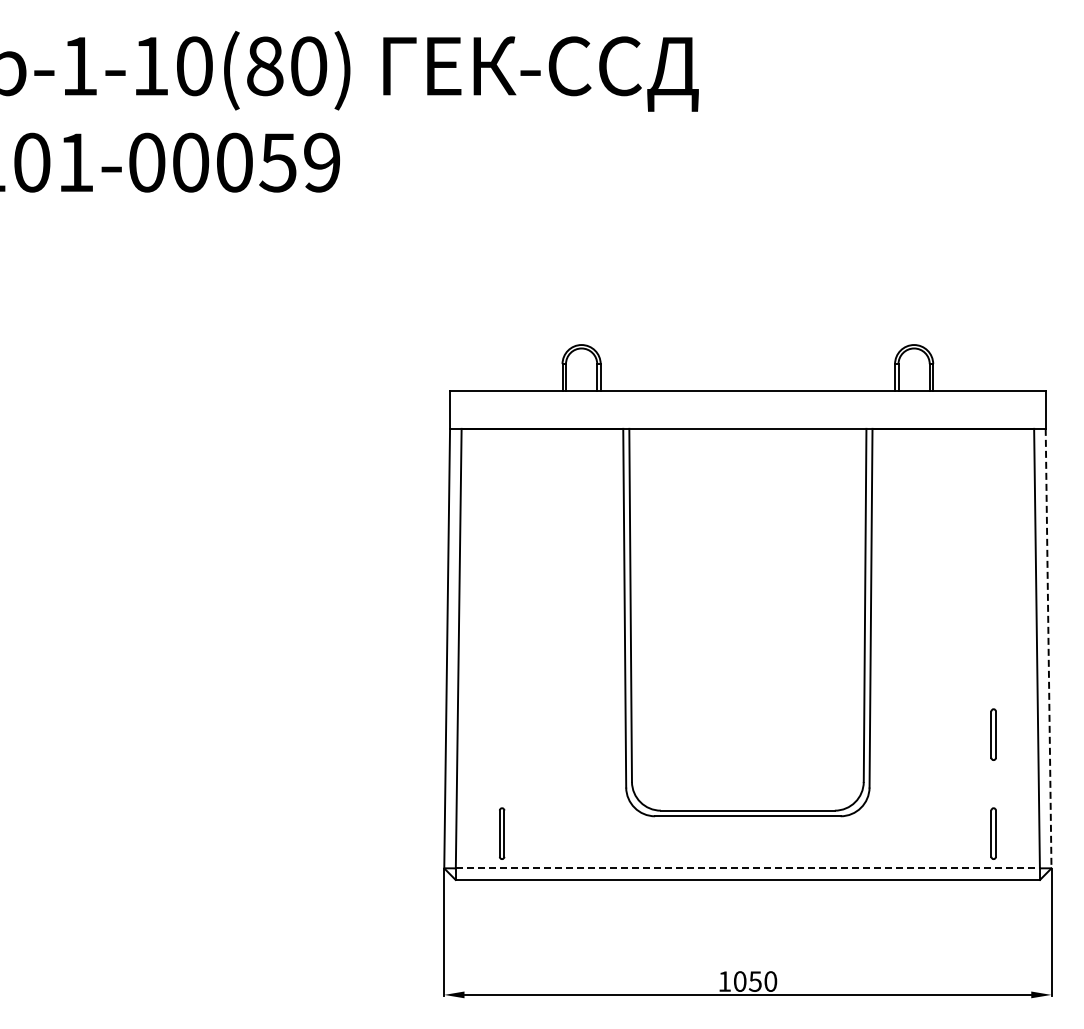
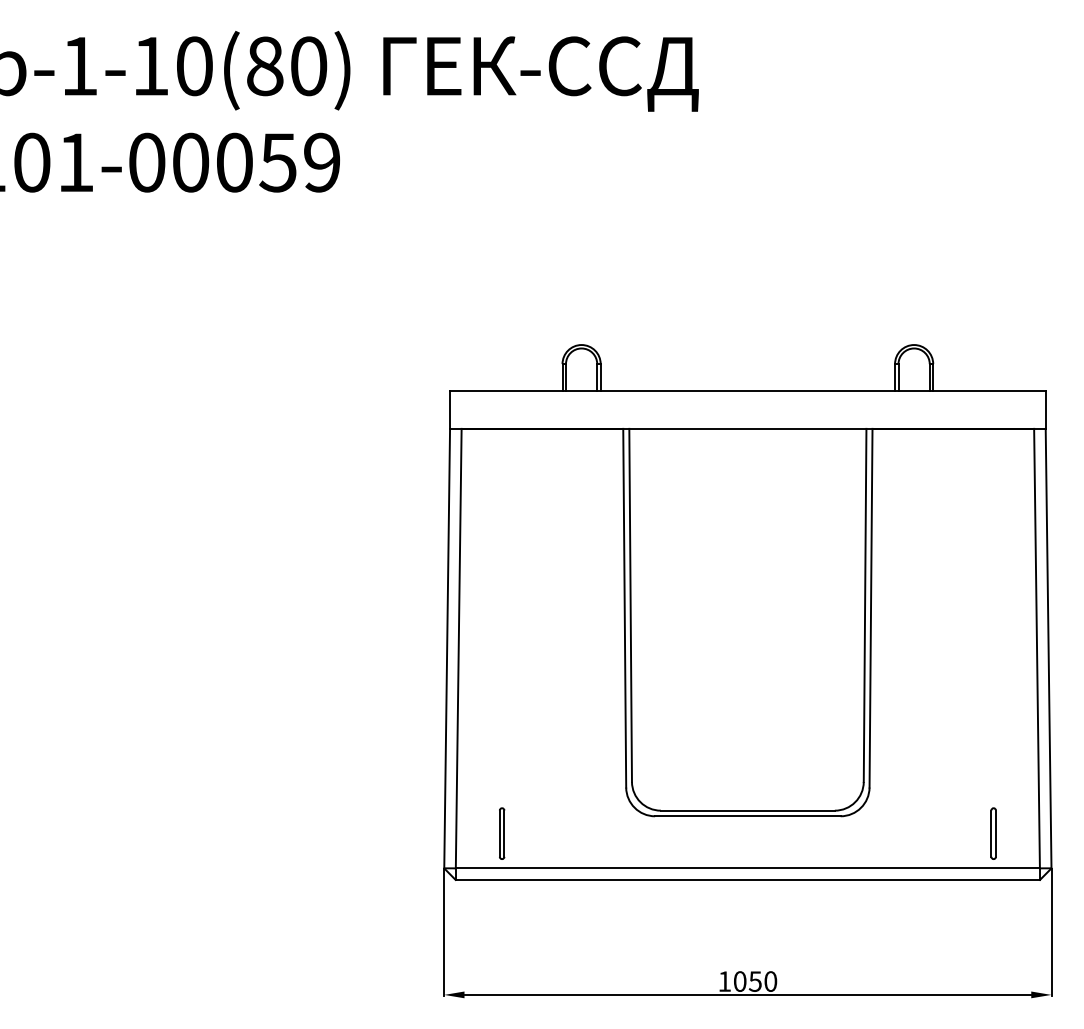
line: dashed -> solid (1048, 648)
part: present -> none (993, 734)
line: dashed -> solid (748, 868)
